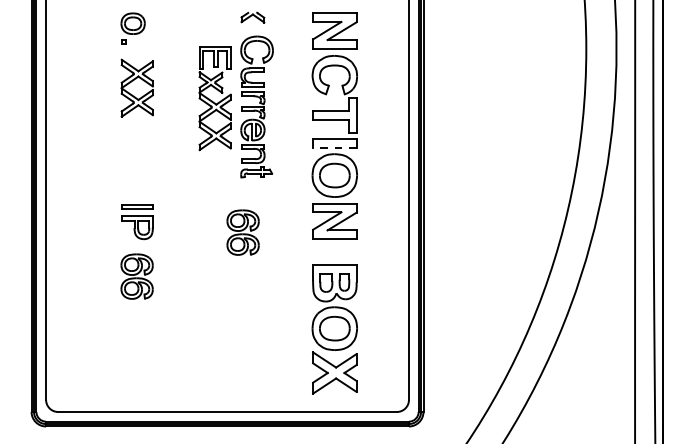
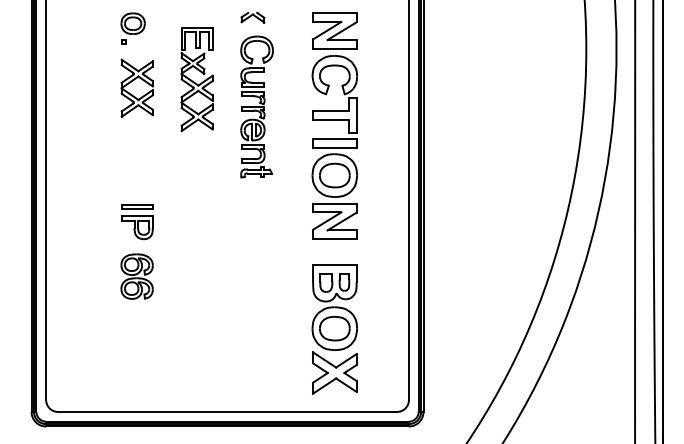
part position: (214, 98) -> (196, 79) (196, 79)
line: dashed -> solid (334, 147)
part: present -> none (242, 232)
